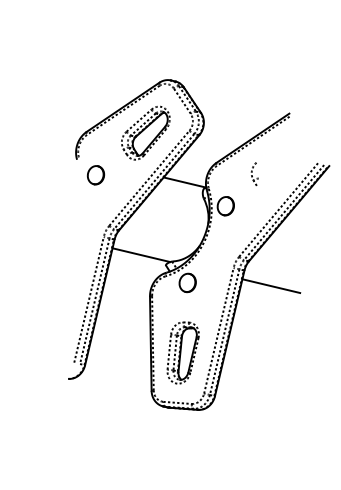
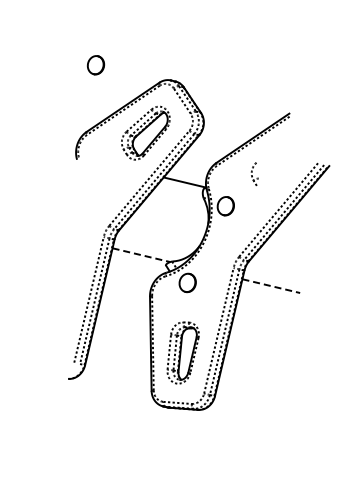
part position: (96, 175) -> (96, 65) (96, 65)
line: solid -> dashed (141, 255)
line: solid -> dashed (271, 286)
